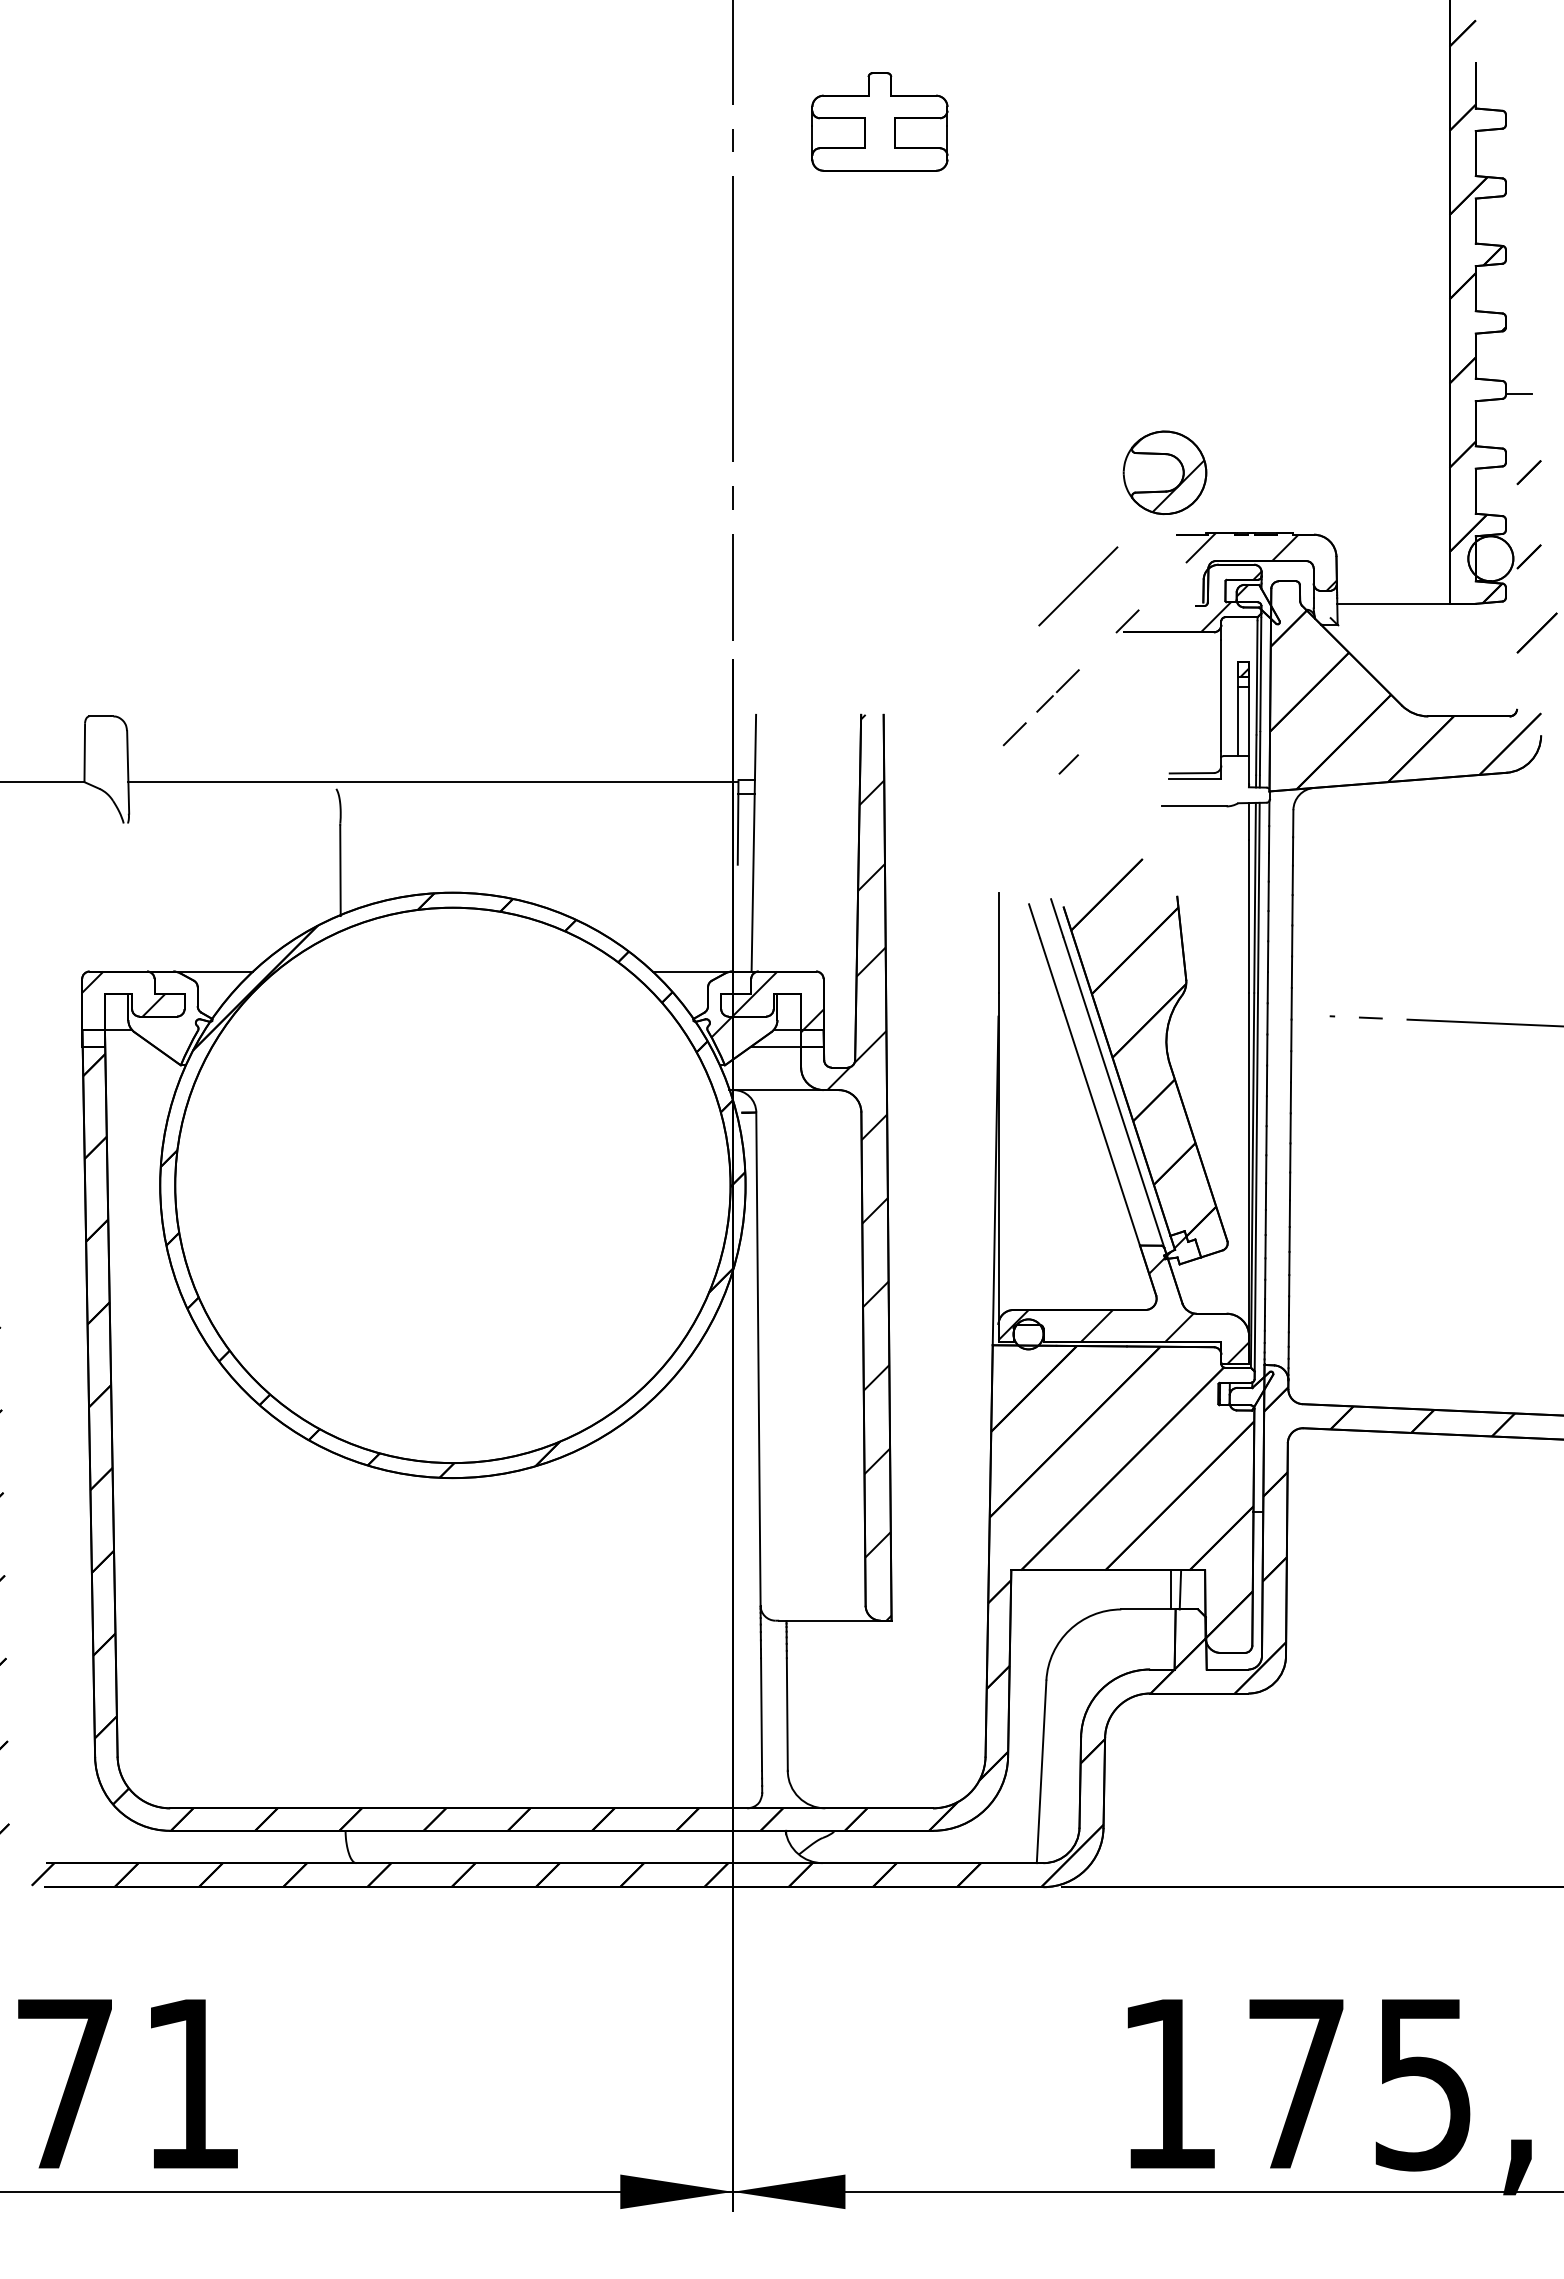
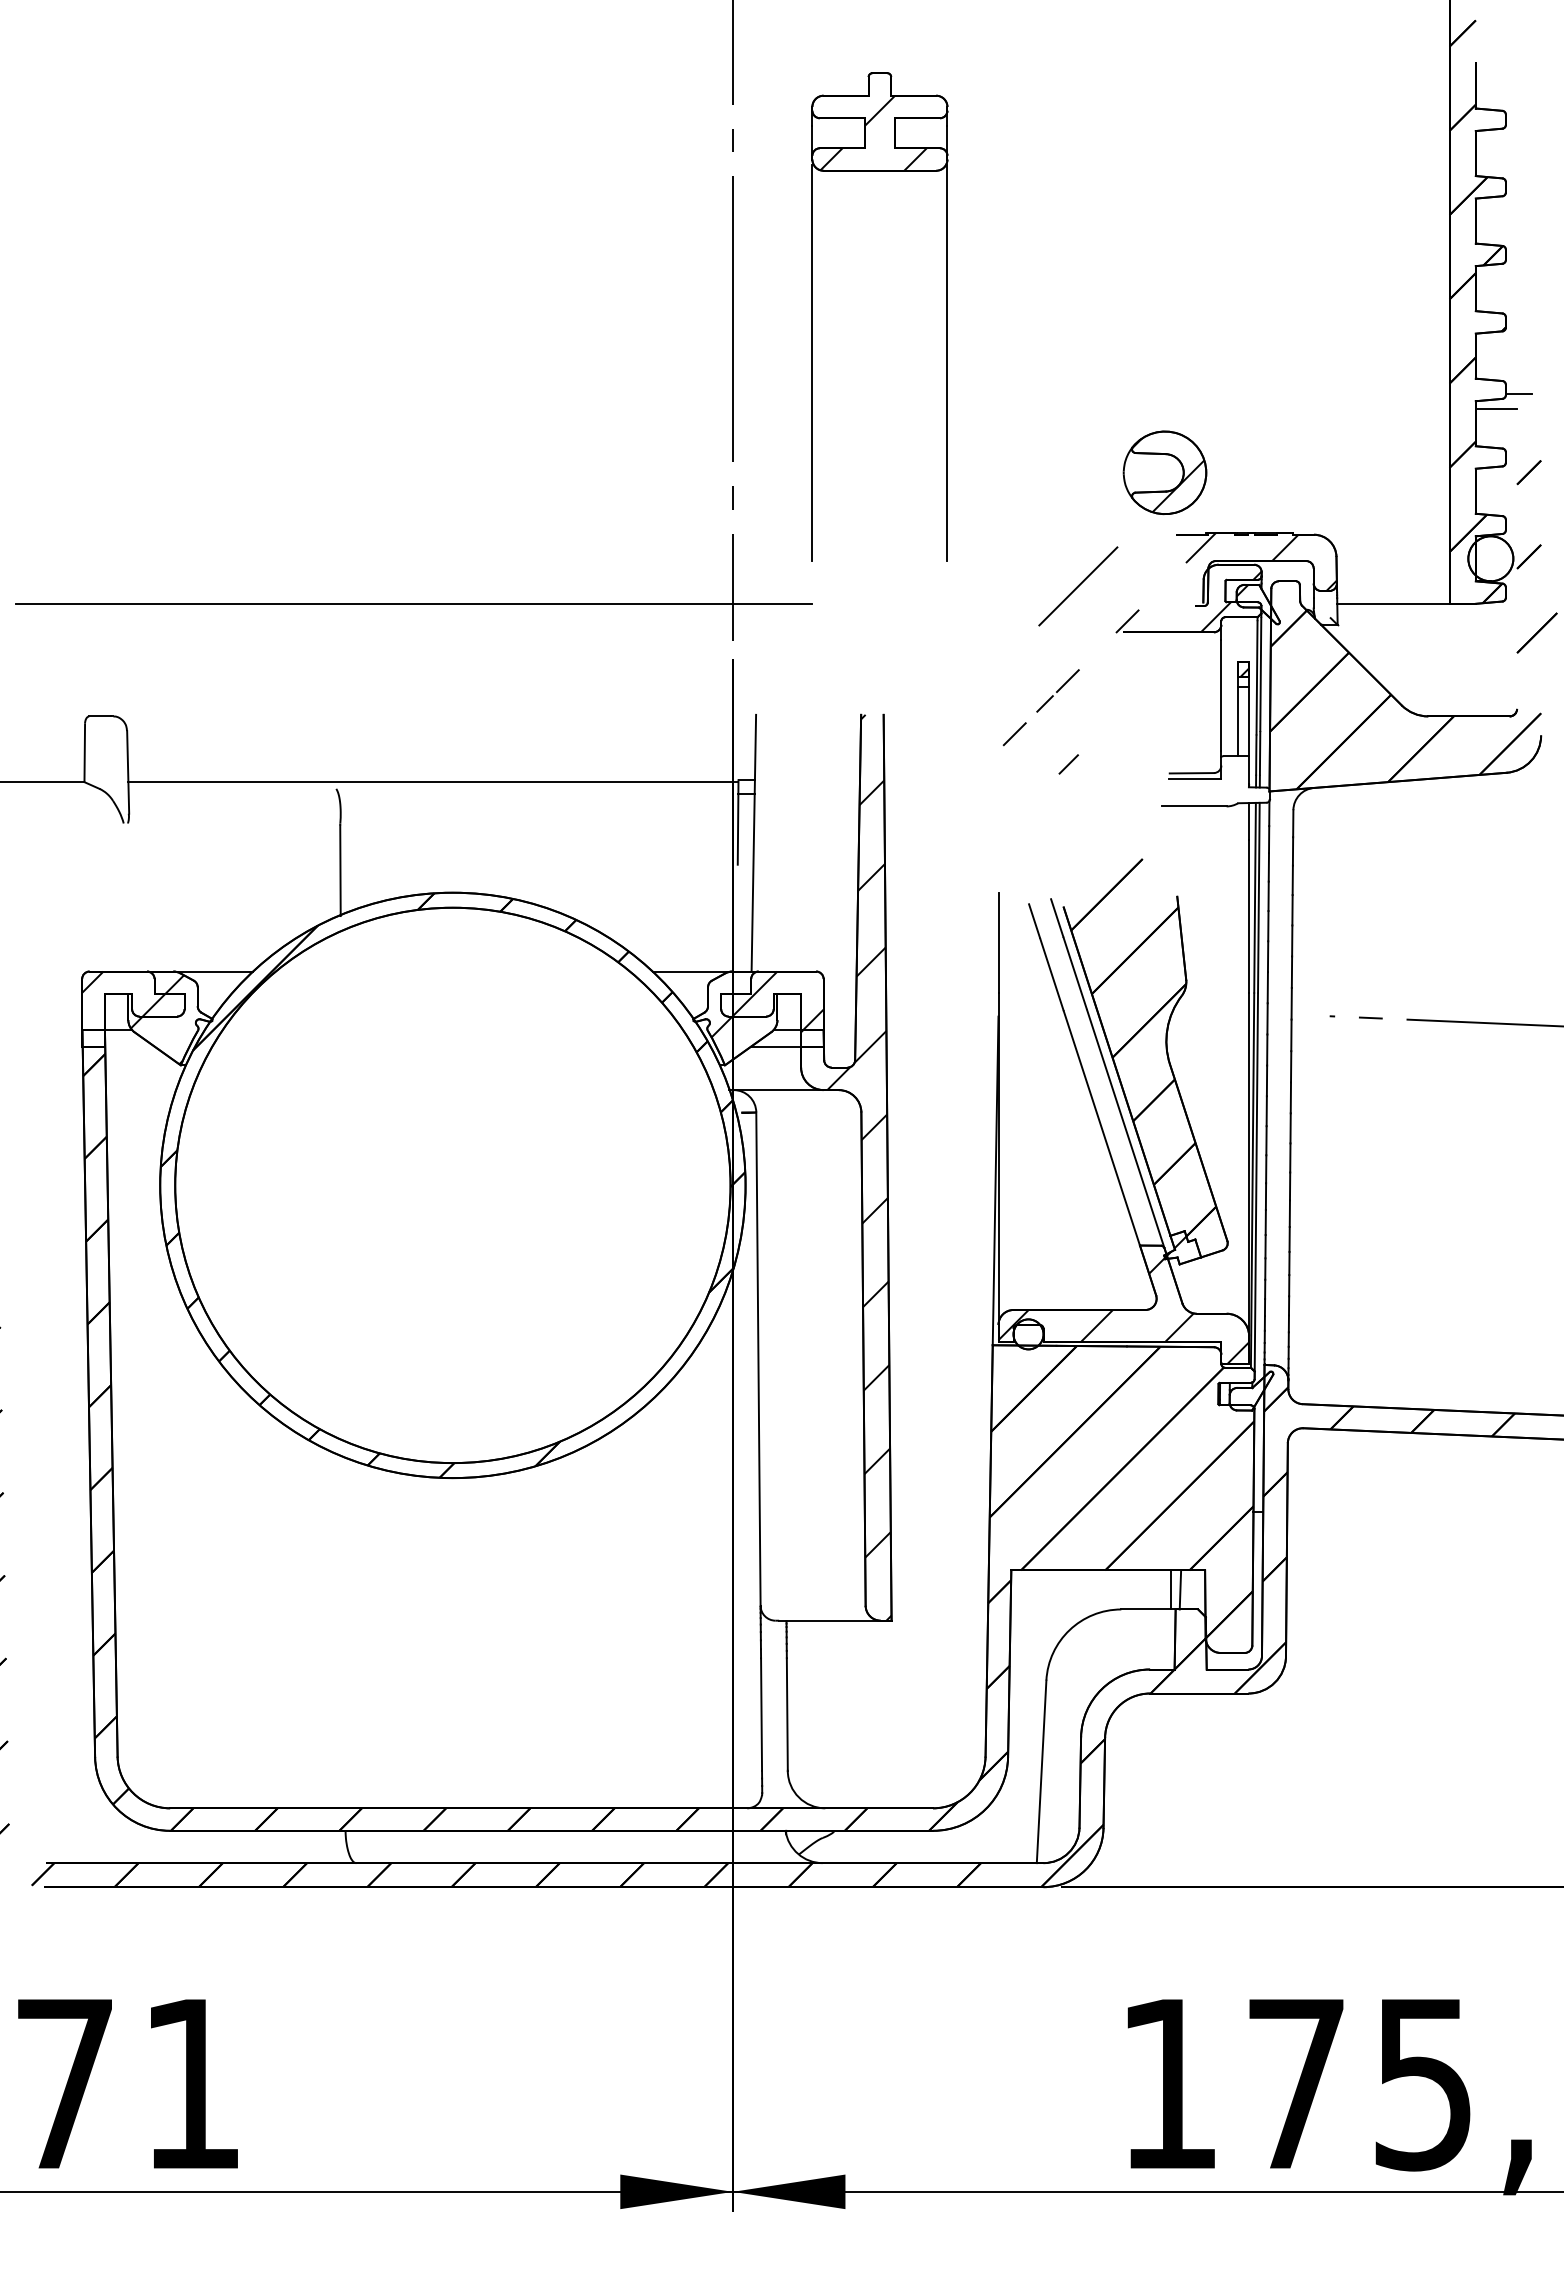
hatch: none -> present (873, 132)
line: none -> present (812, 363)
line: none -> present (947, 363)
line: none -> present (1496, 408)
line: none -> present (414, 603)
hatch: none -> present (157, 1019)
